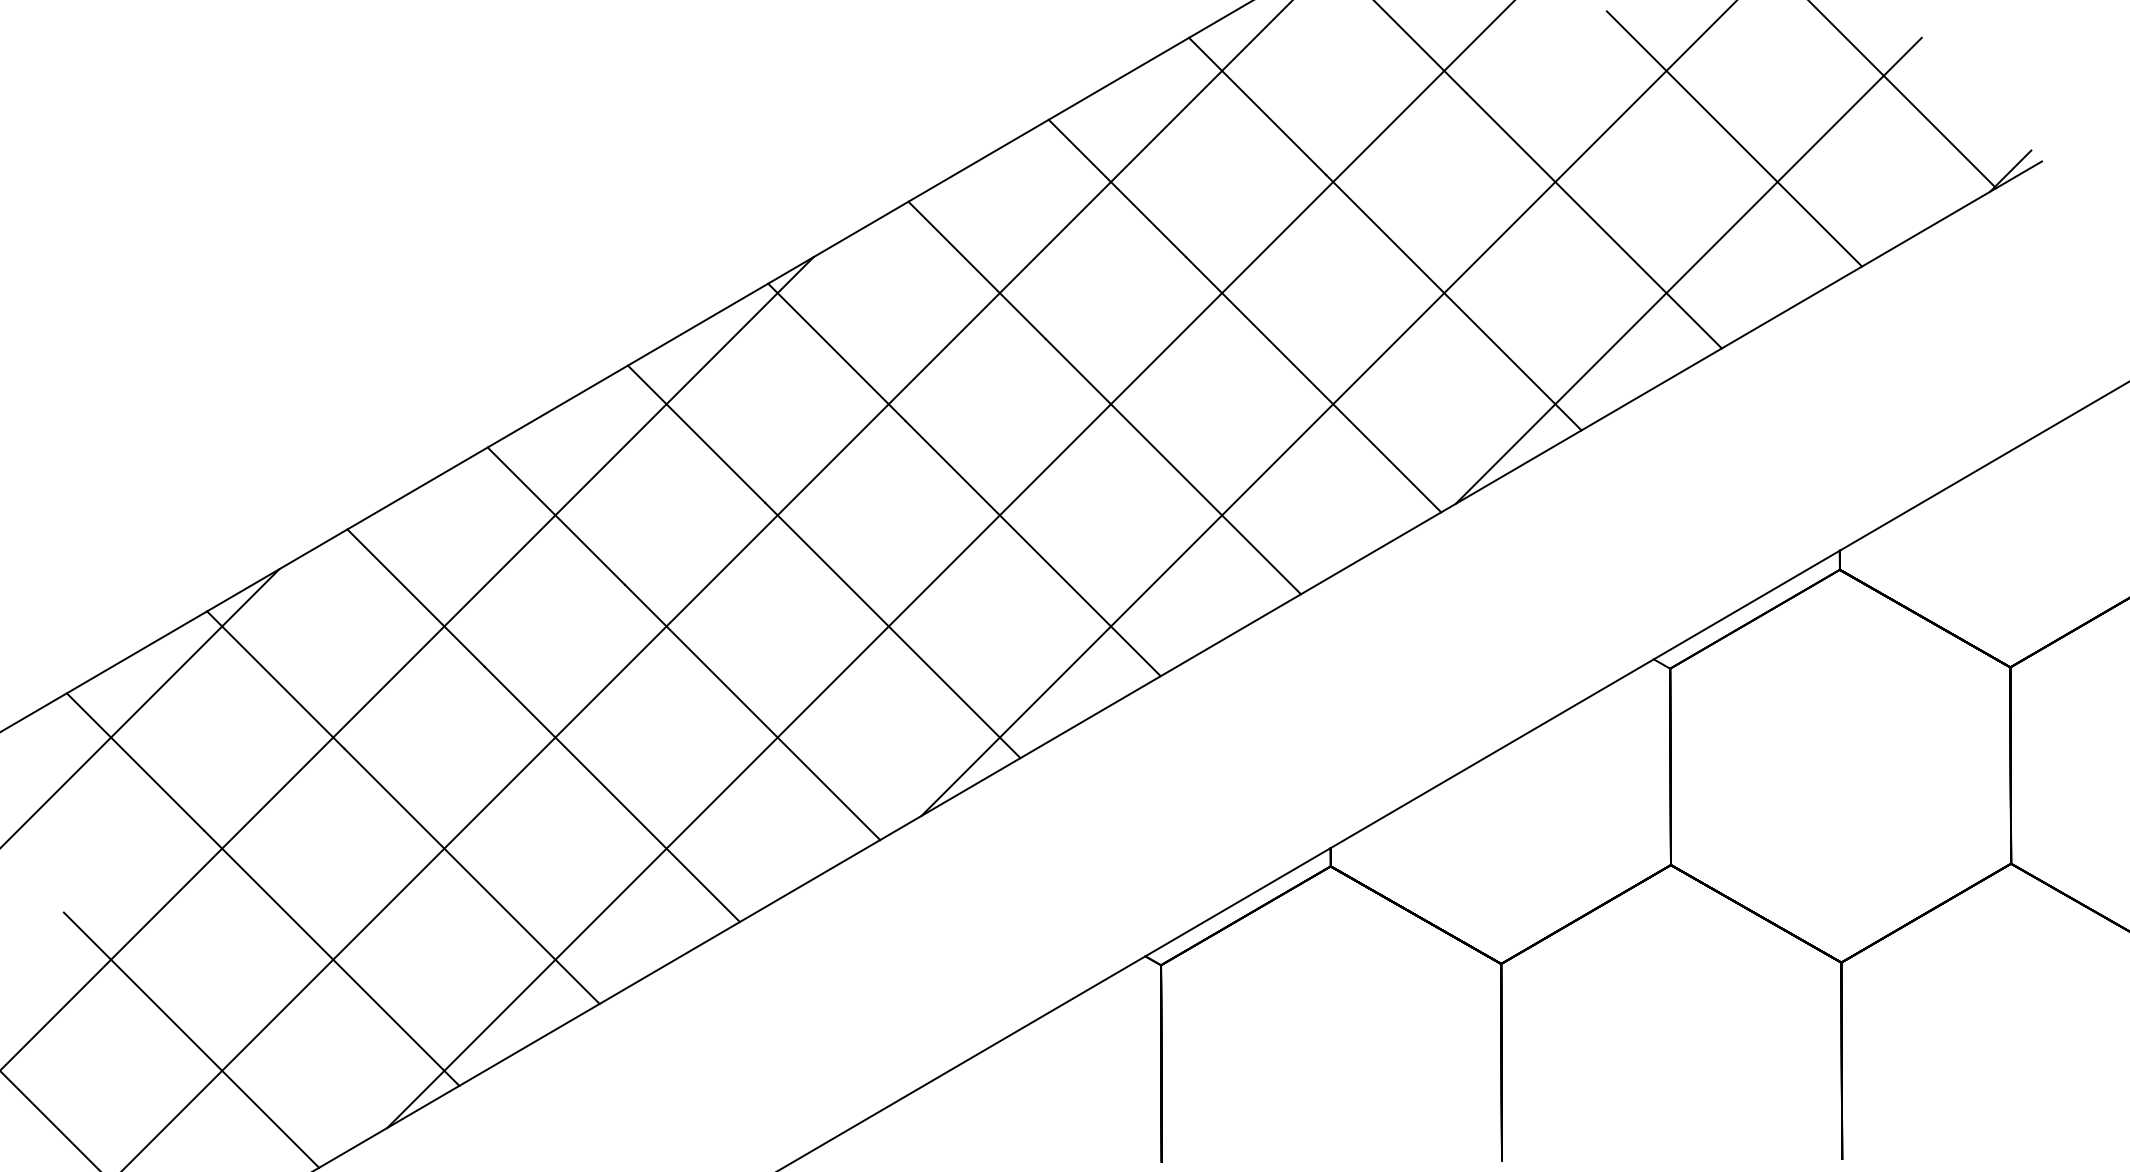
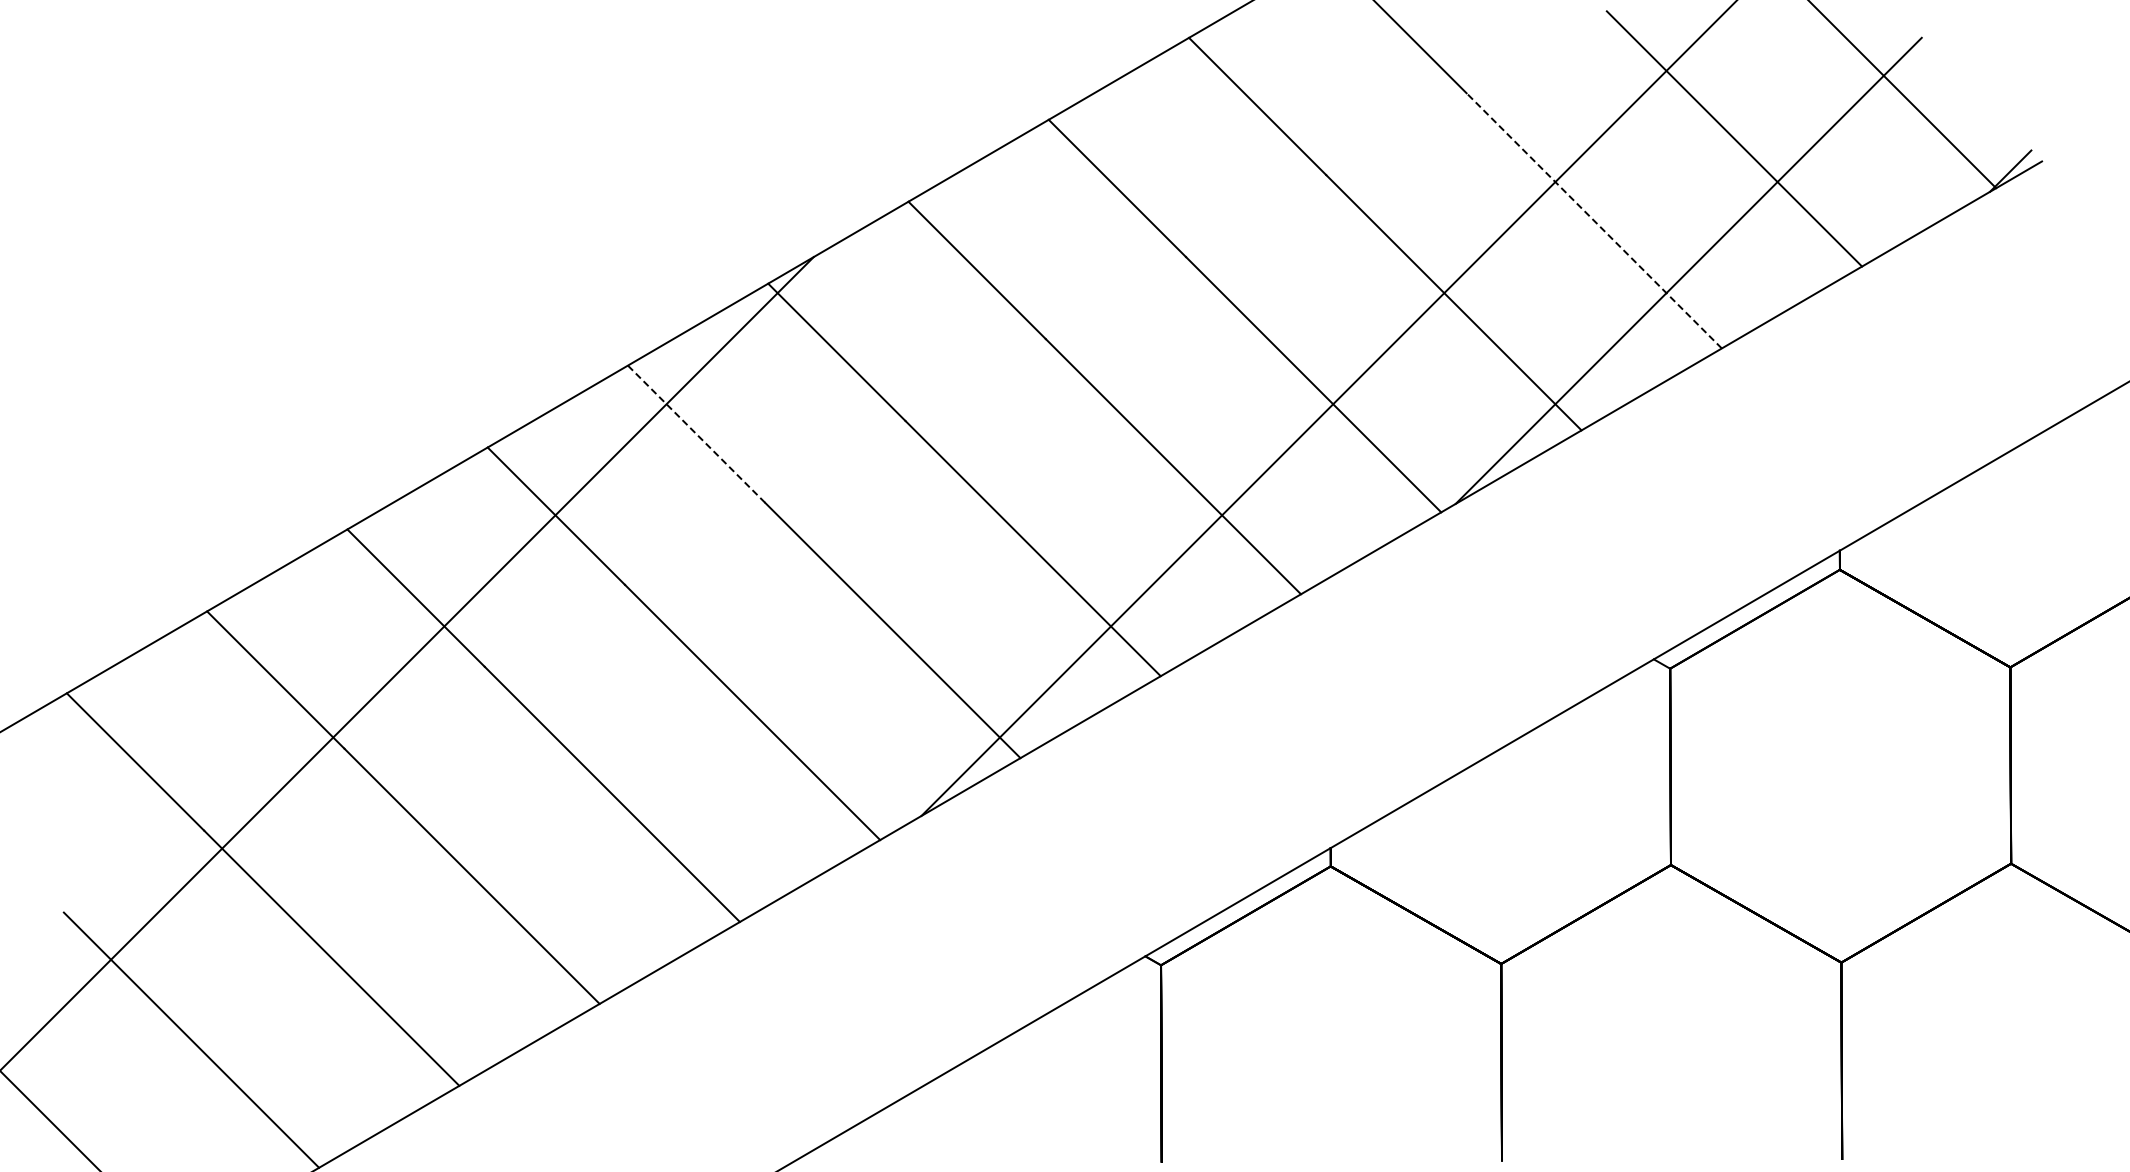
line: solid -> dashed (1593, 220)
line: solid -> dashed (696, 433)
line: present -> none (950, 565)
line: present -> none (707, 585)
line: present -> none (140, 707)
